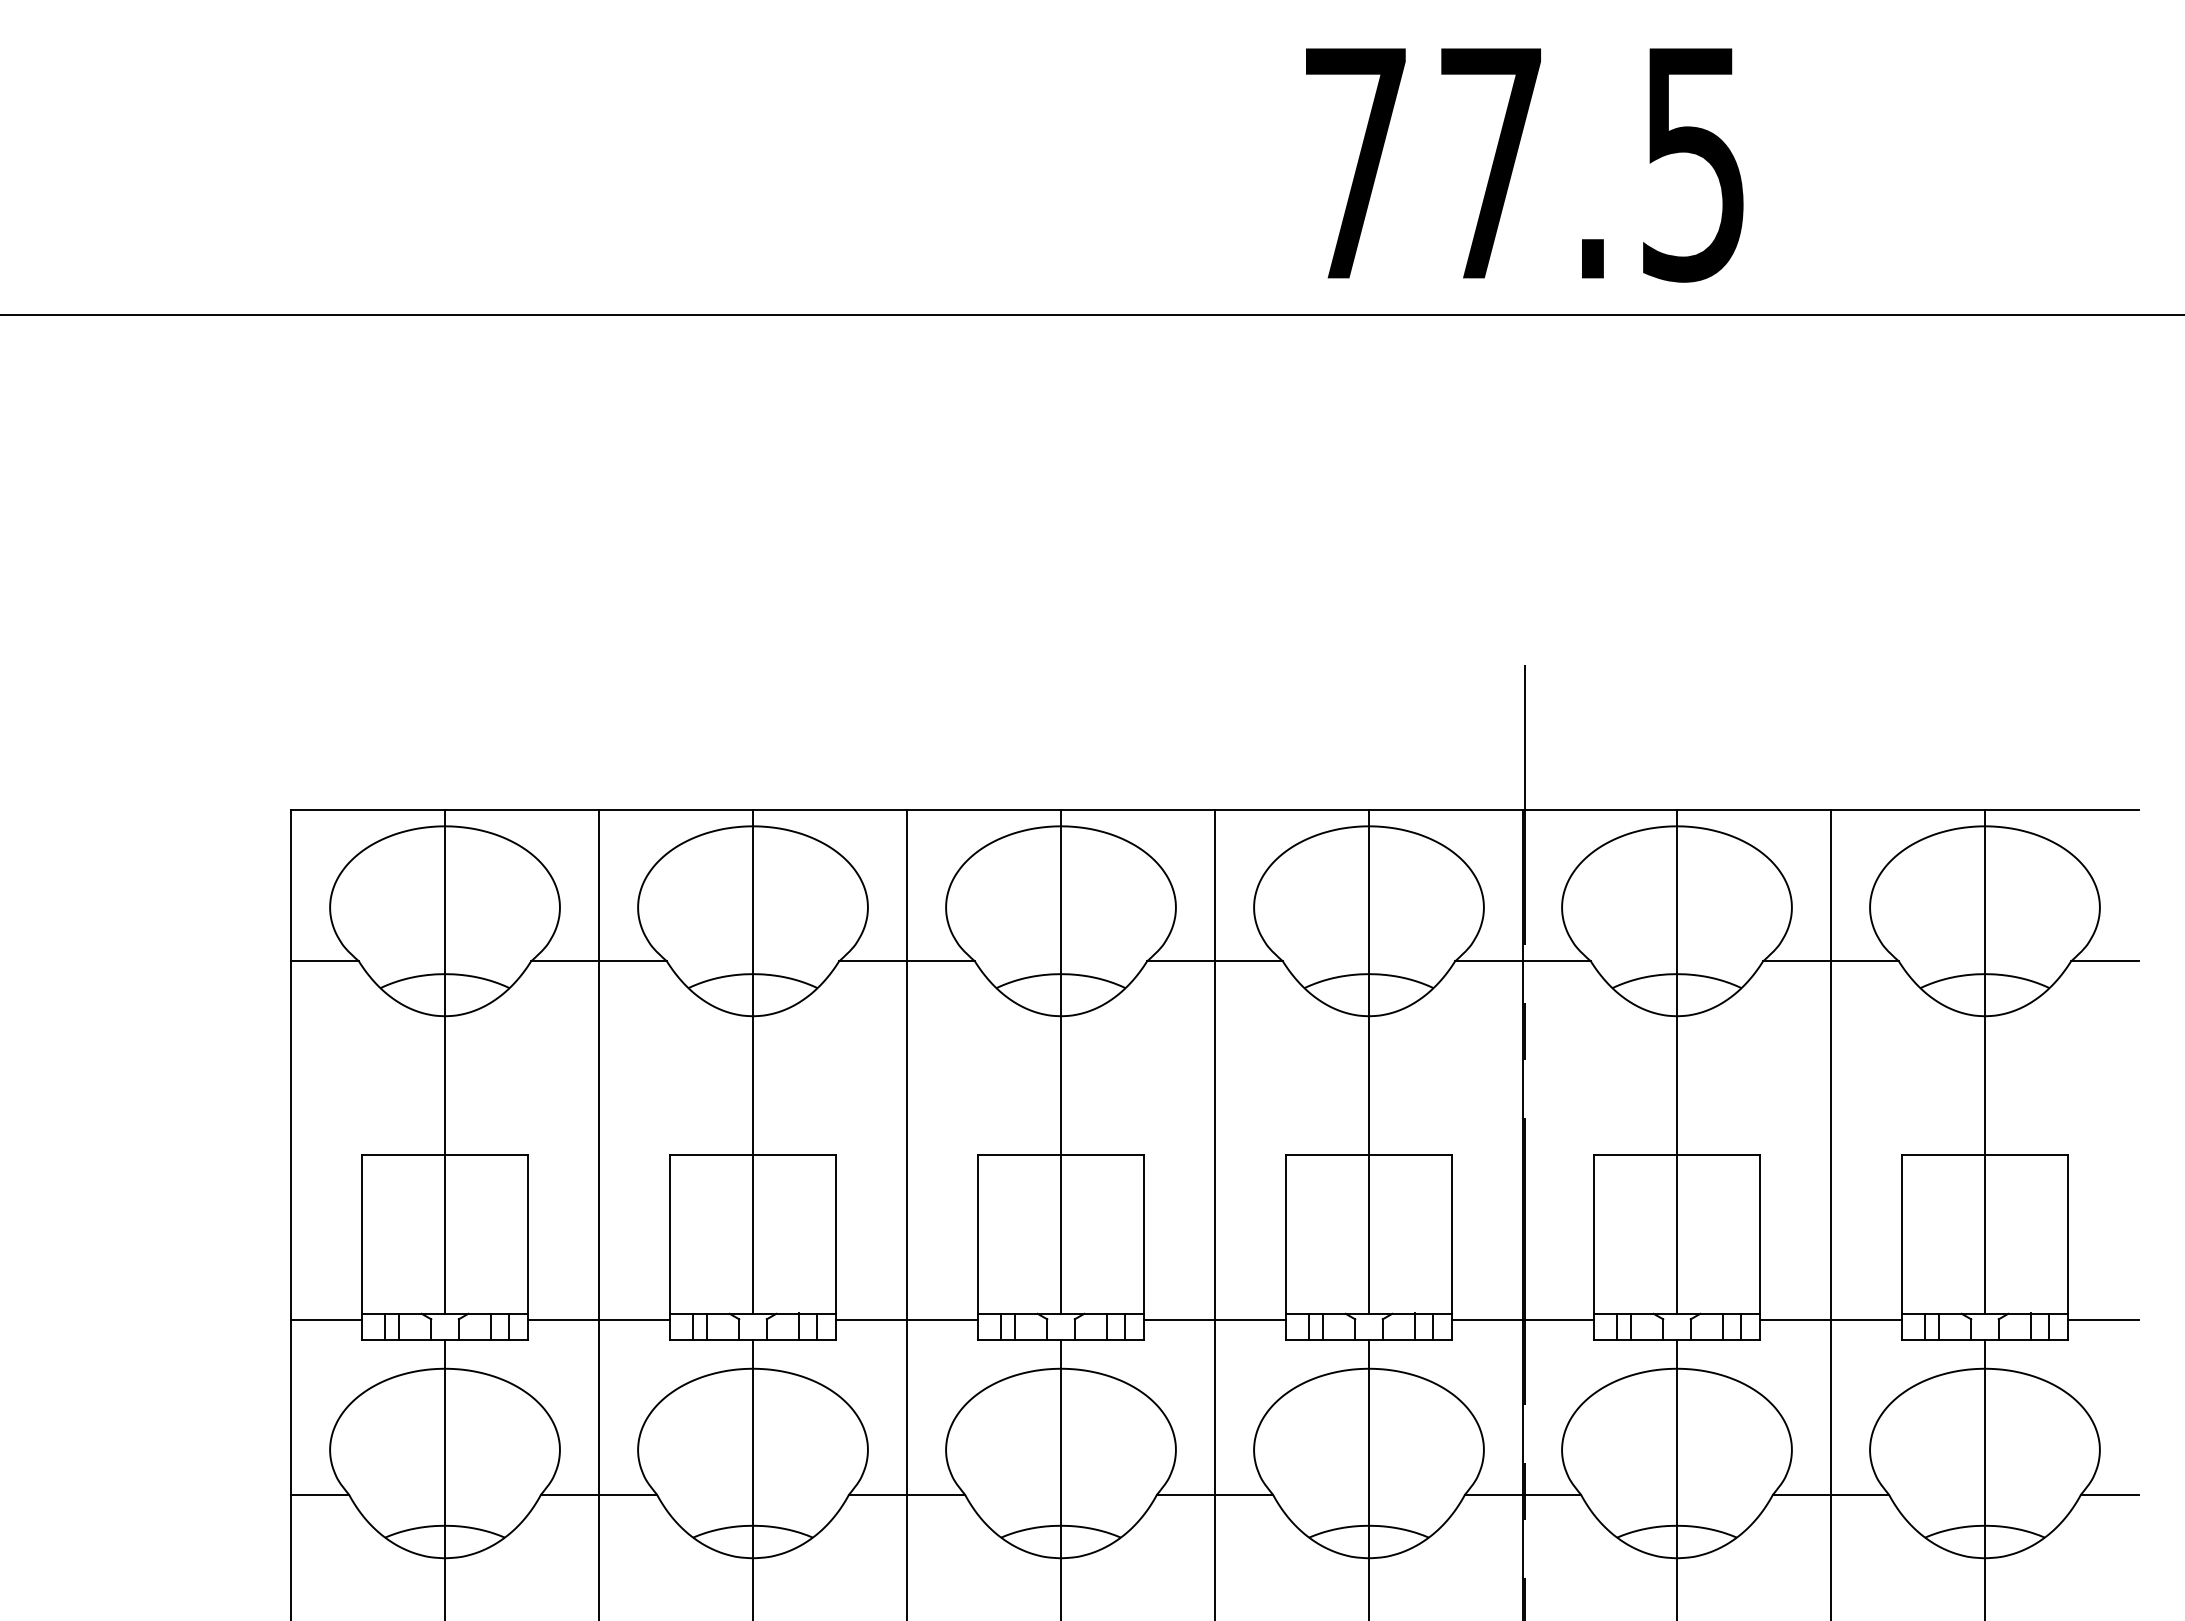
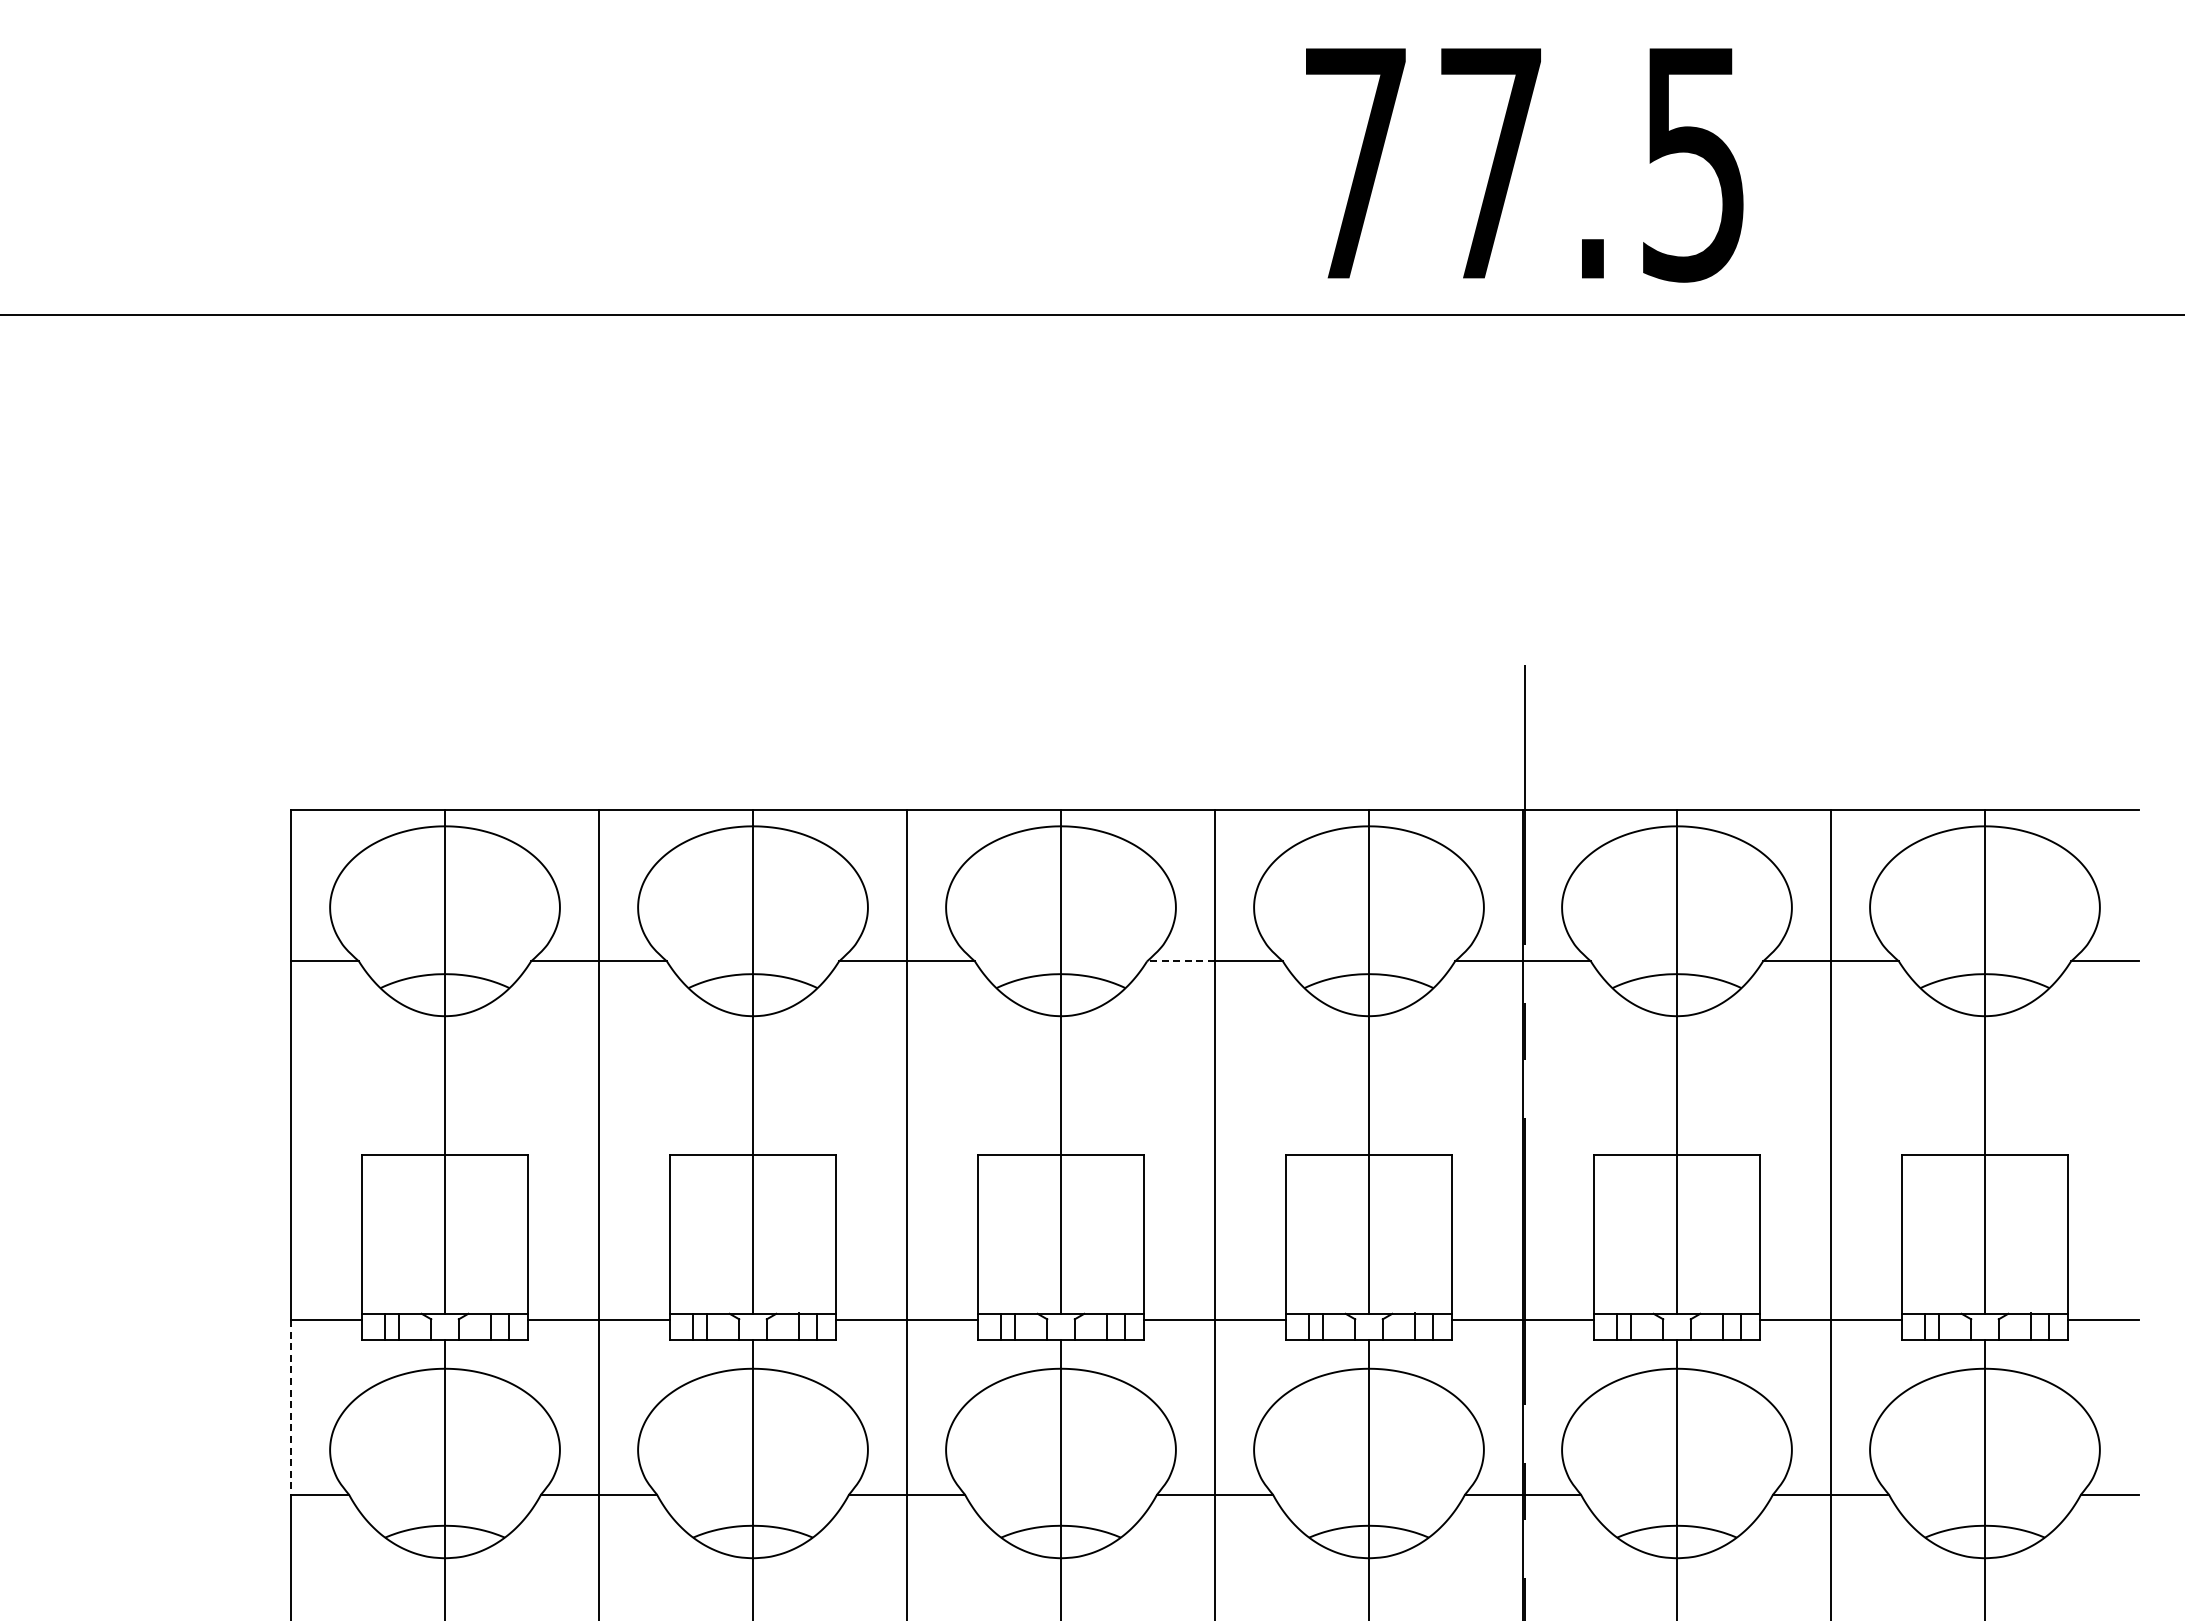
line: solid -> dashed (1181, 961)
line: solid -> dashed (291, 1407)
